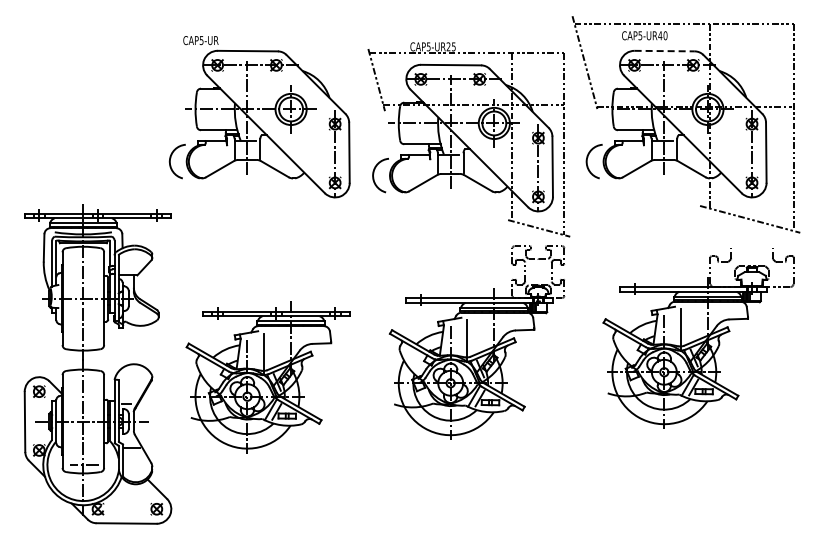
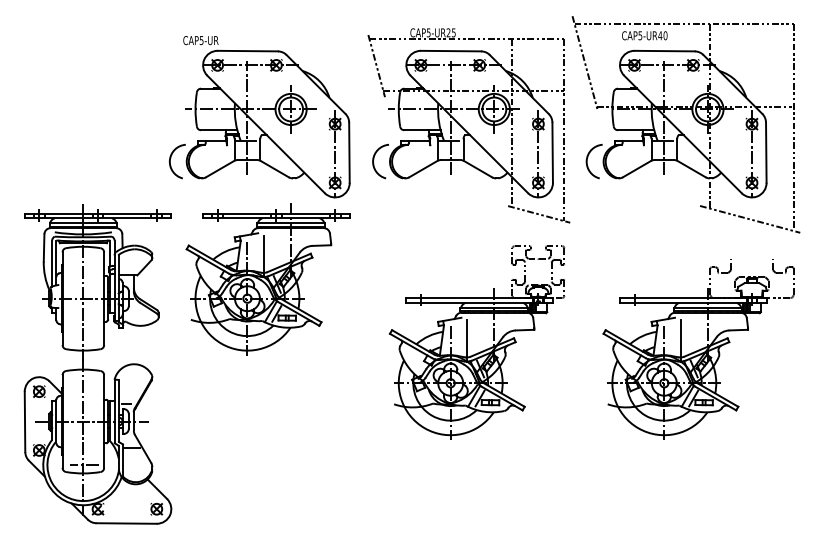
line: dashed -> solid (665, 51)
part position: (468, 139) -> (468, 125) (468, 125)
part position: (698, 338) -> (698, 349) (698, 349)
part position: (267, 377) -> (267, 279) (267, 279)
